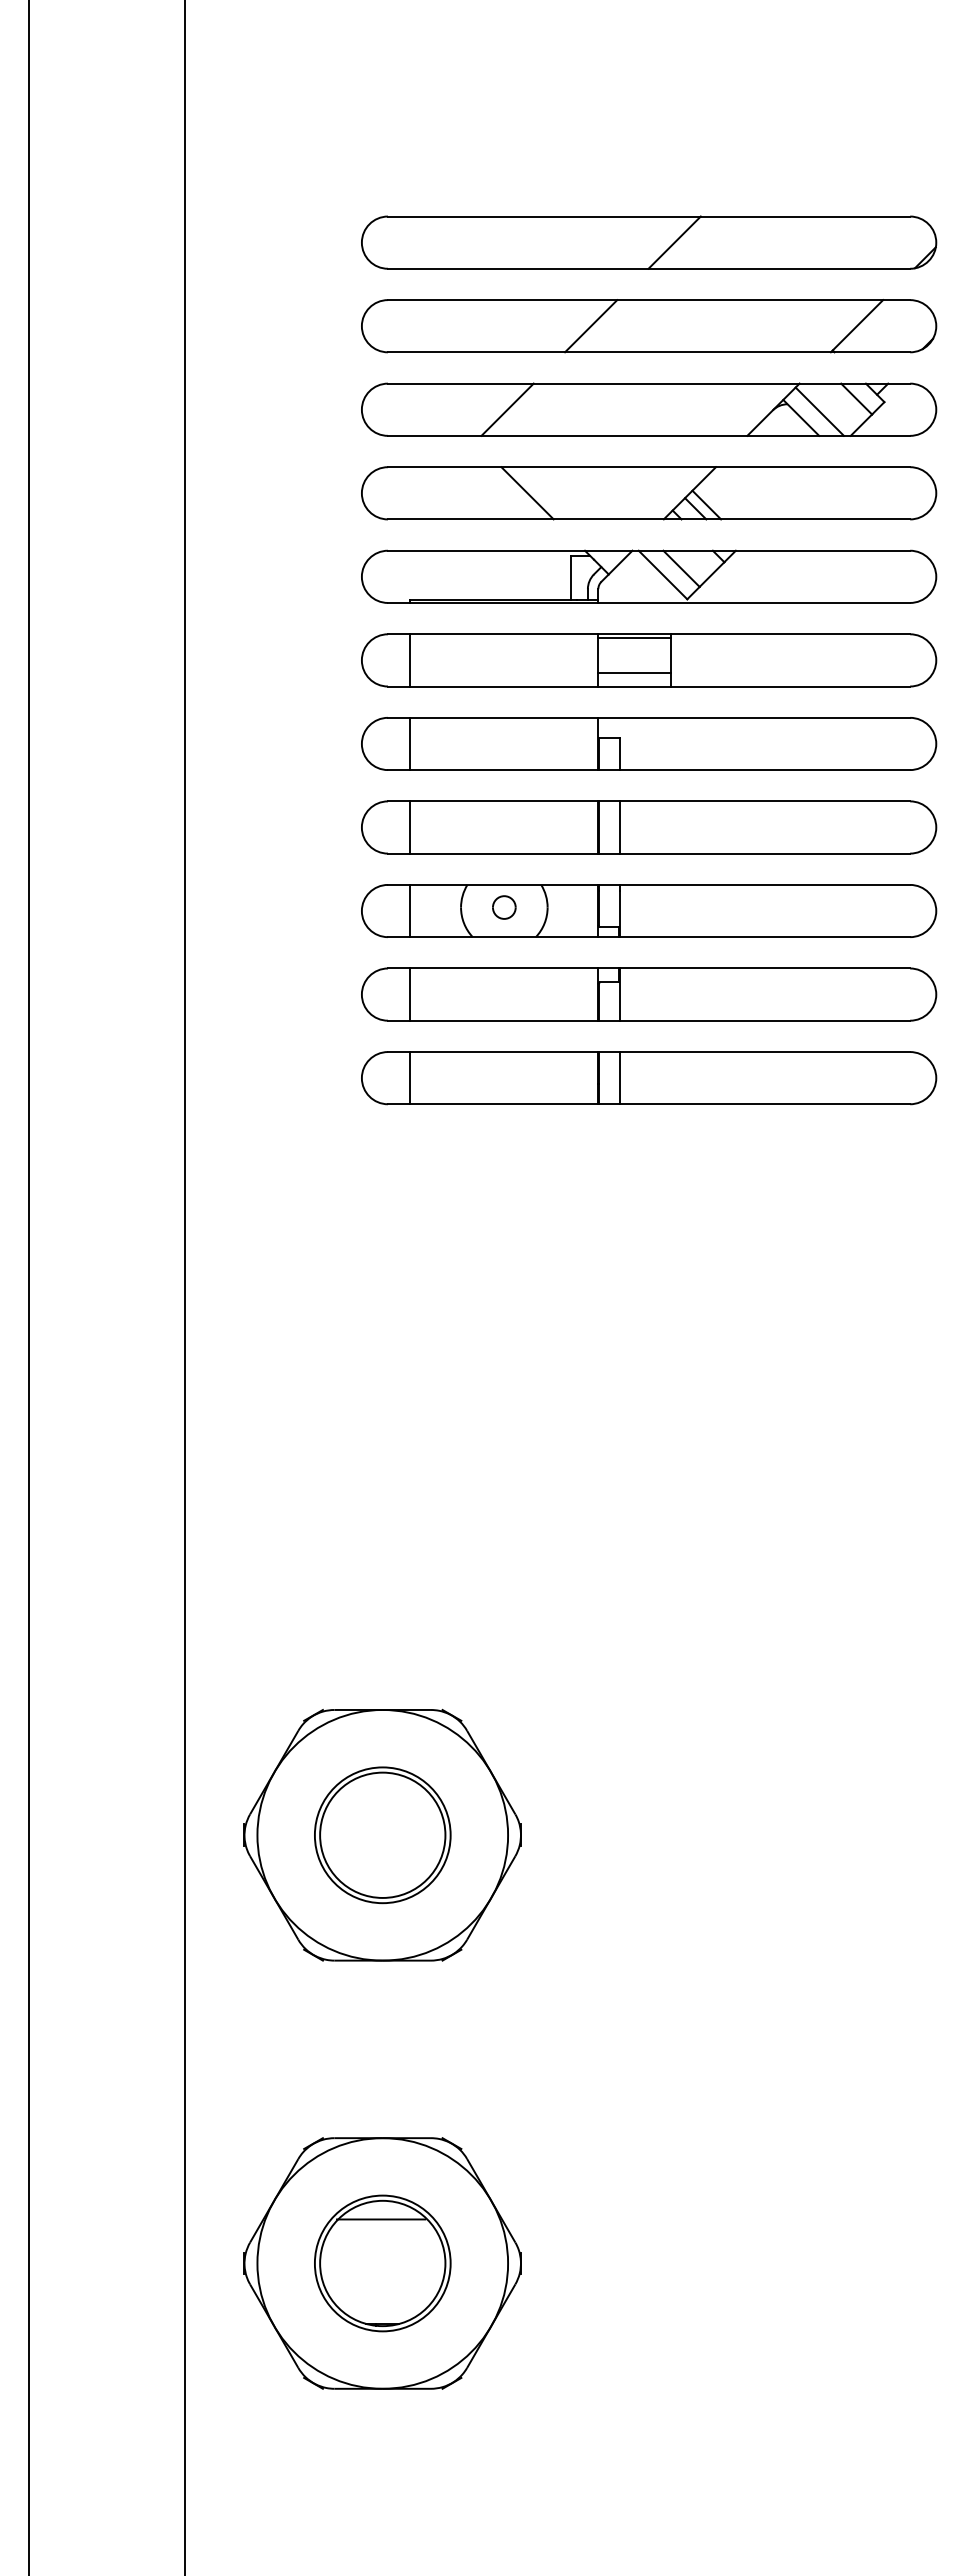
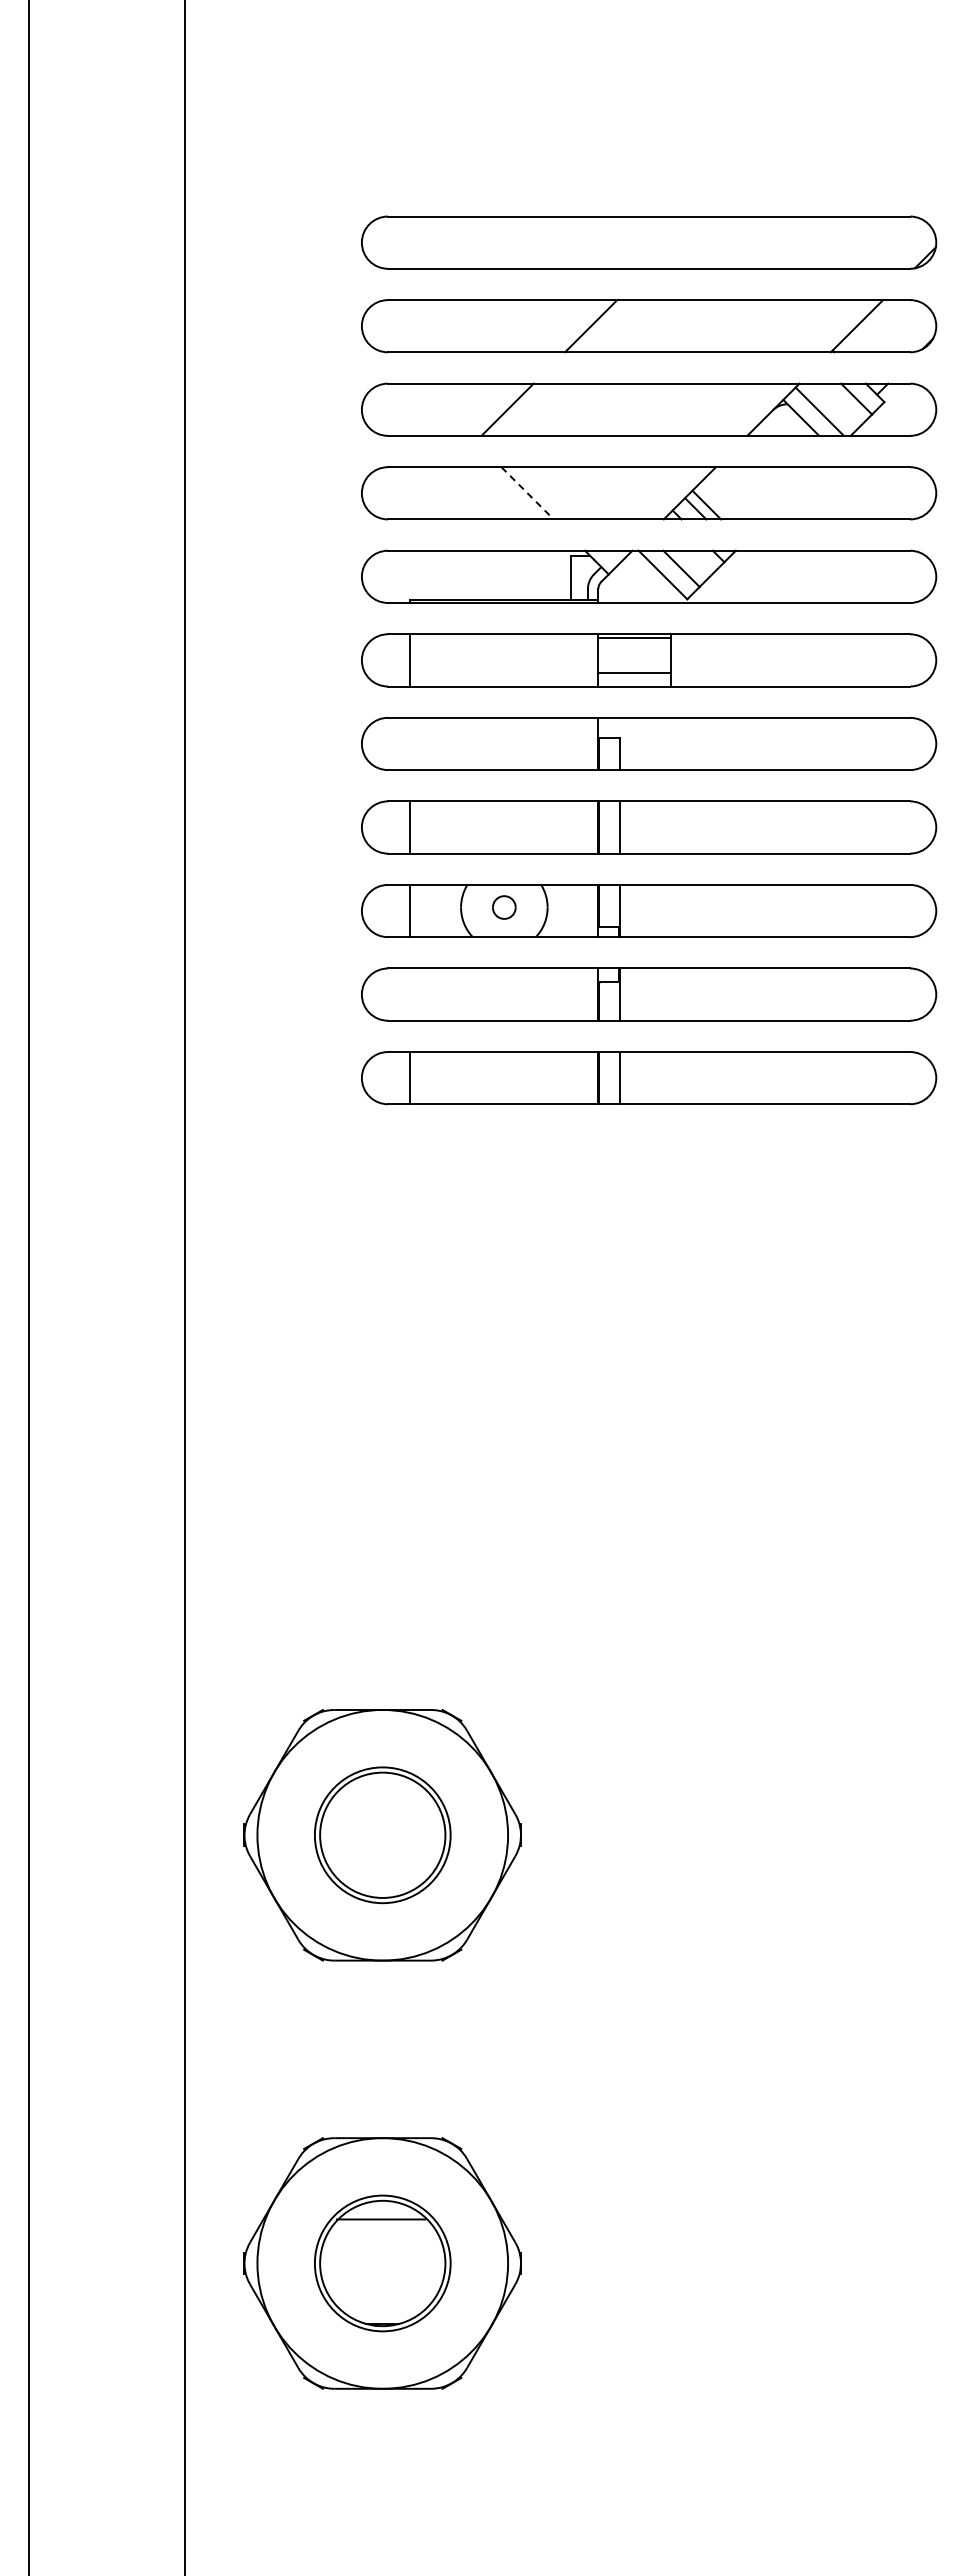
line: present -> none (674, 242)
line: solid -> dashed (527, 493)
line: present -> none (410, 743)
line: present -> none (410, 994)
